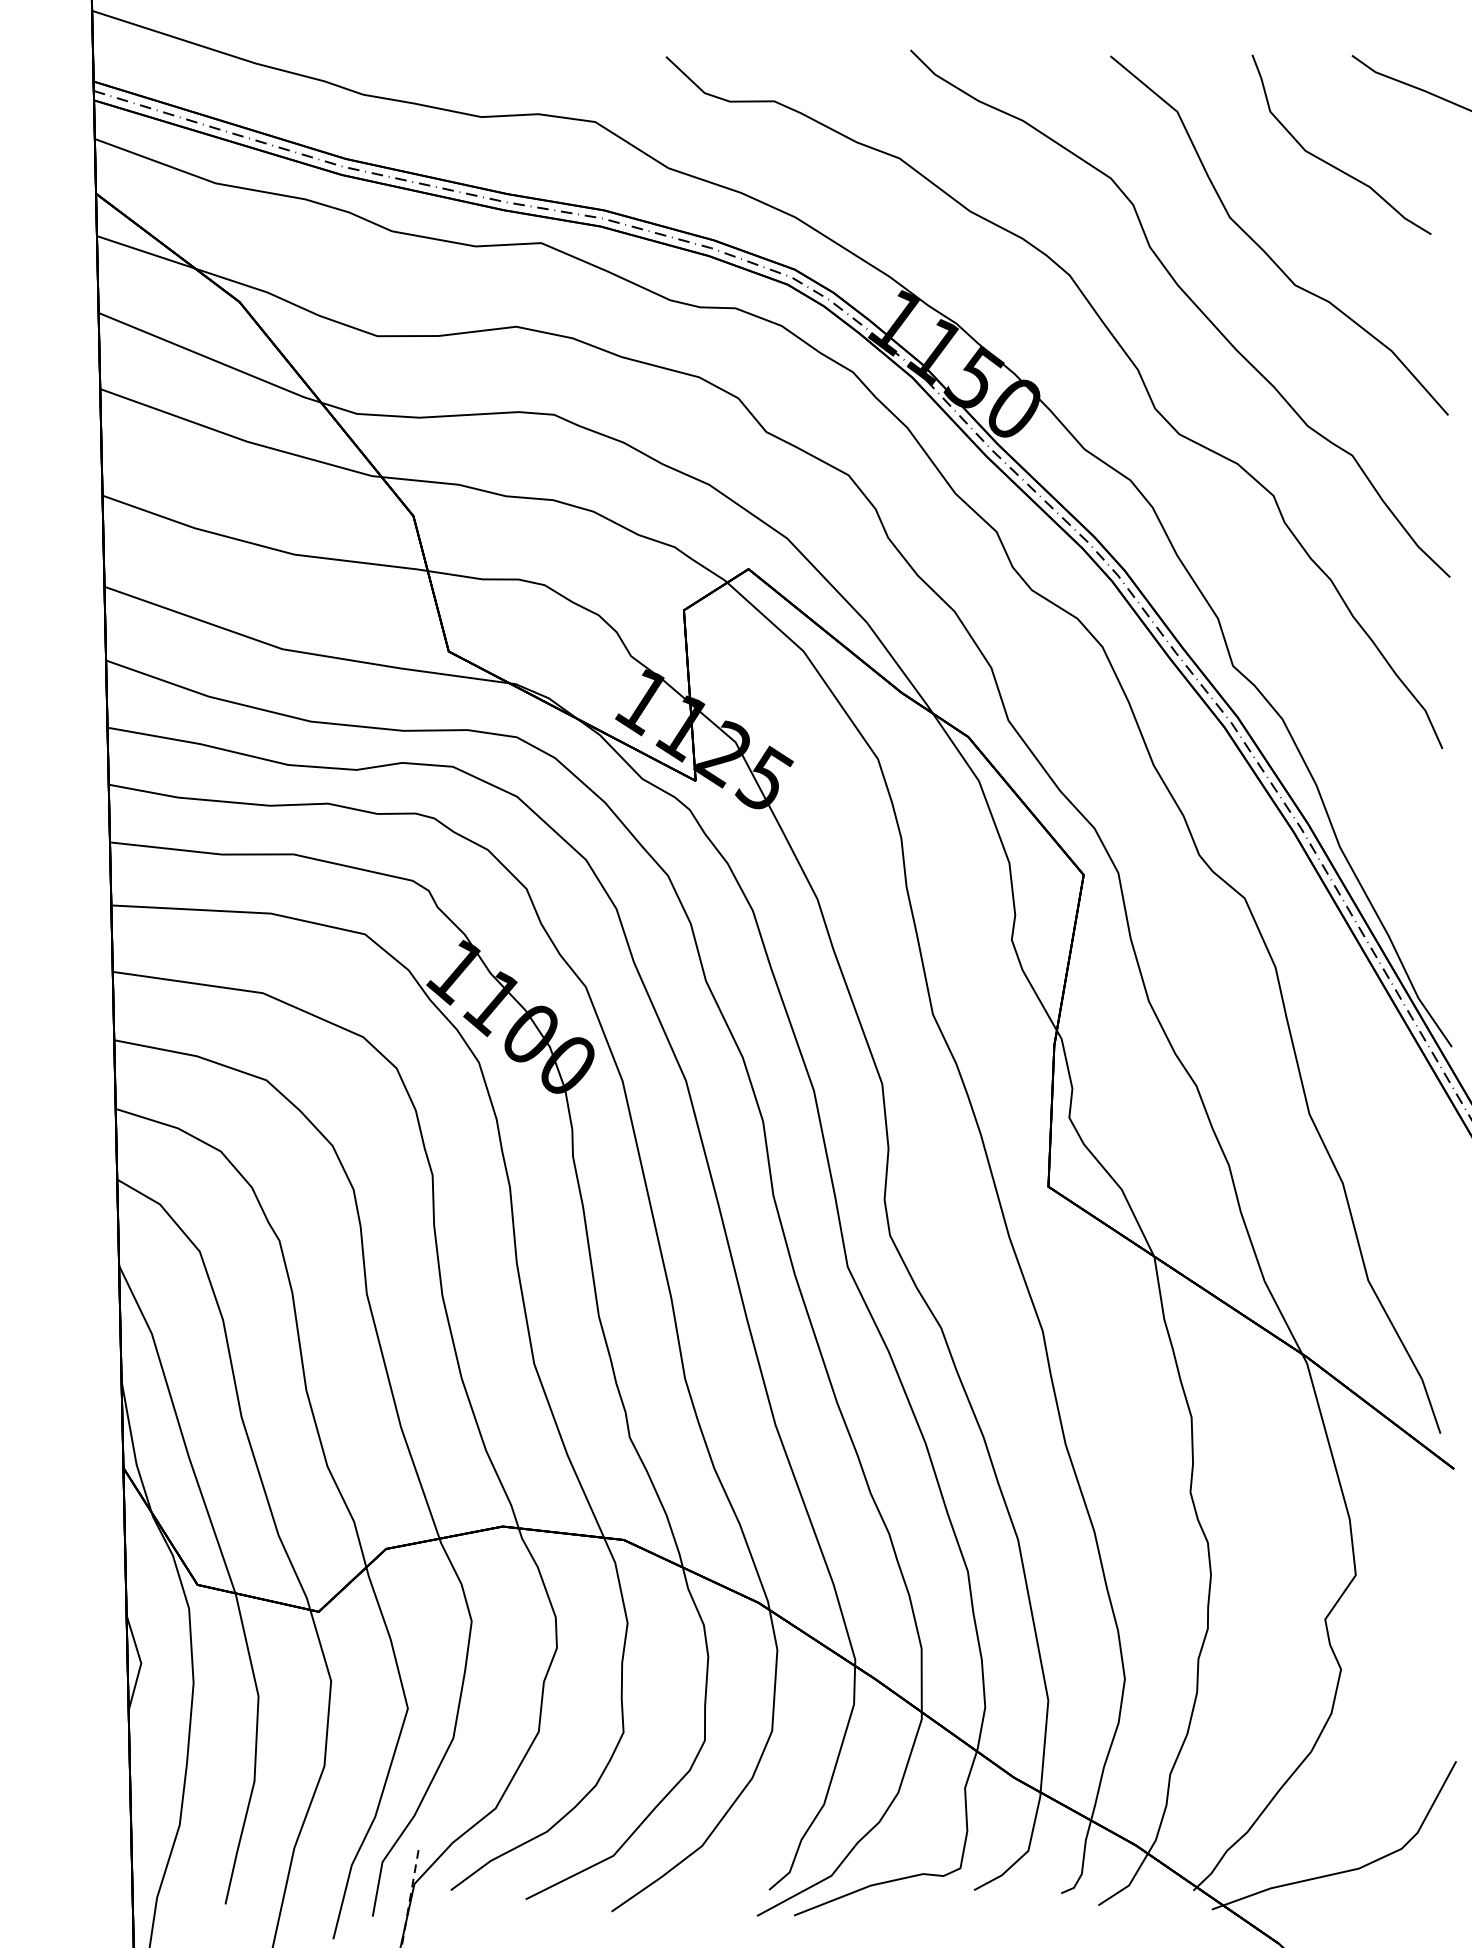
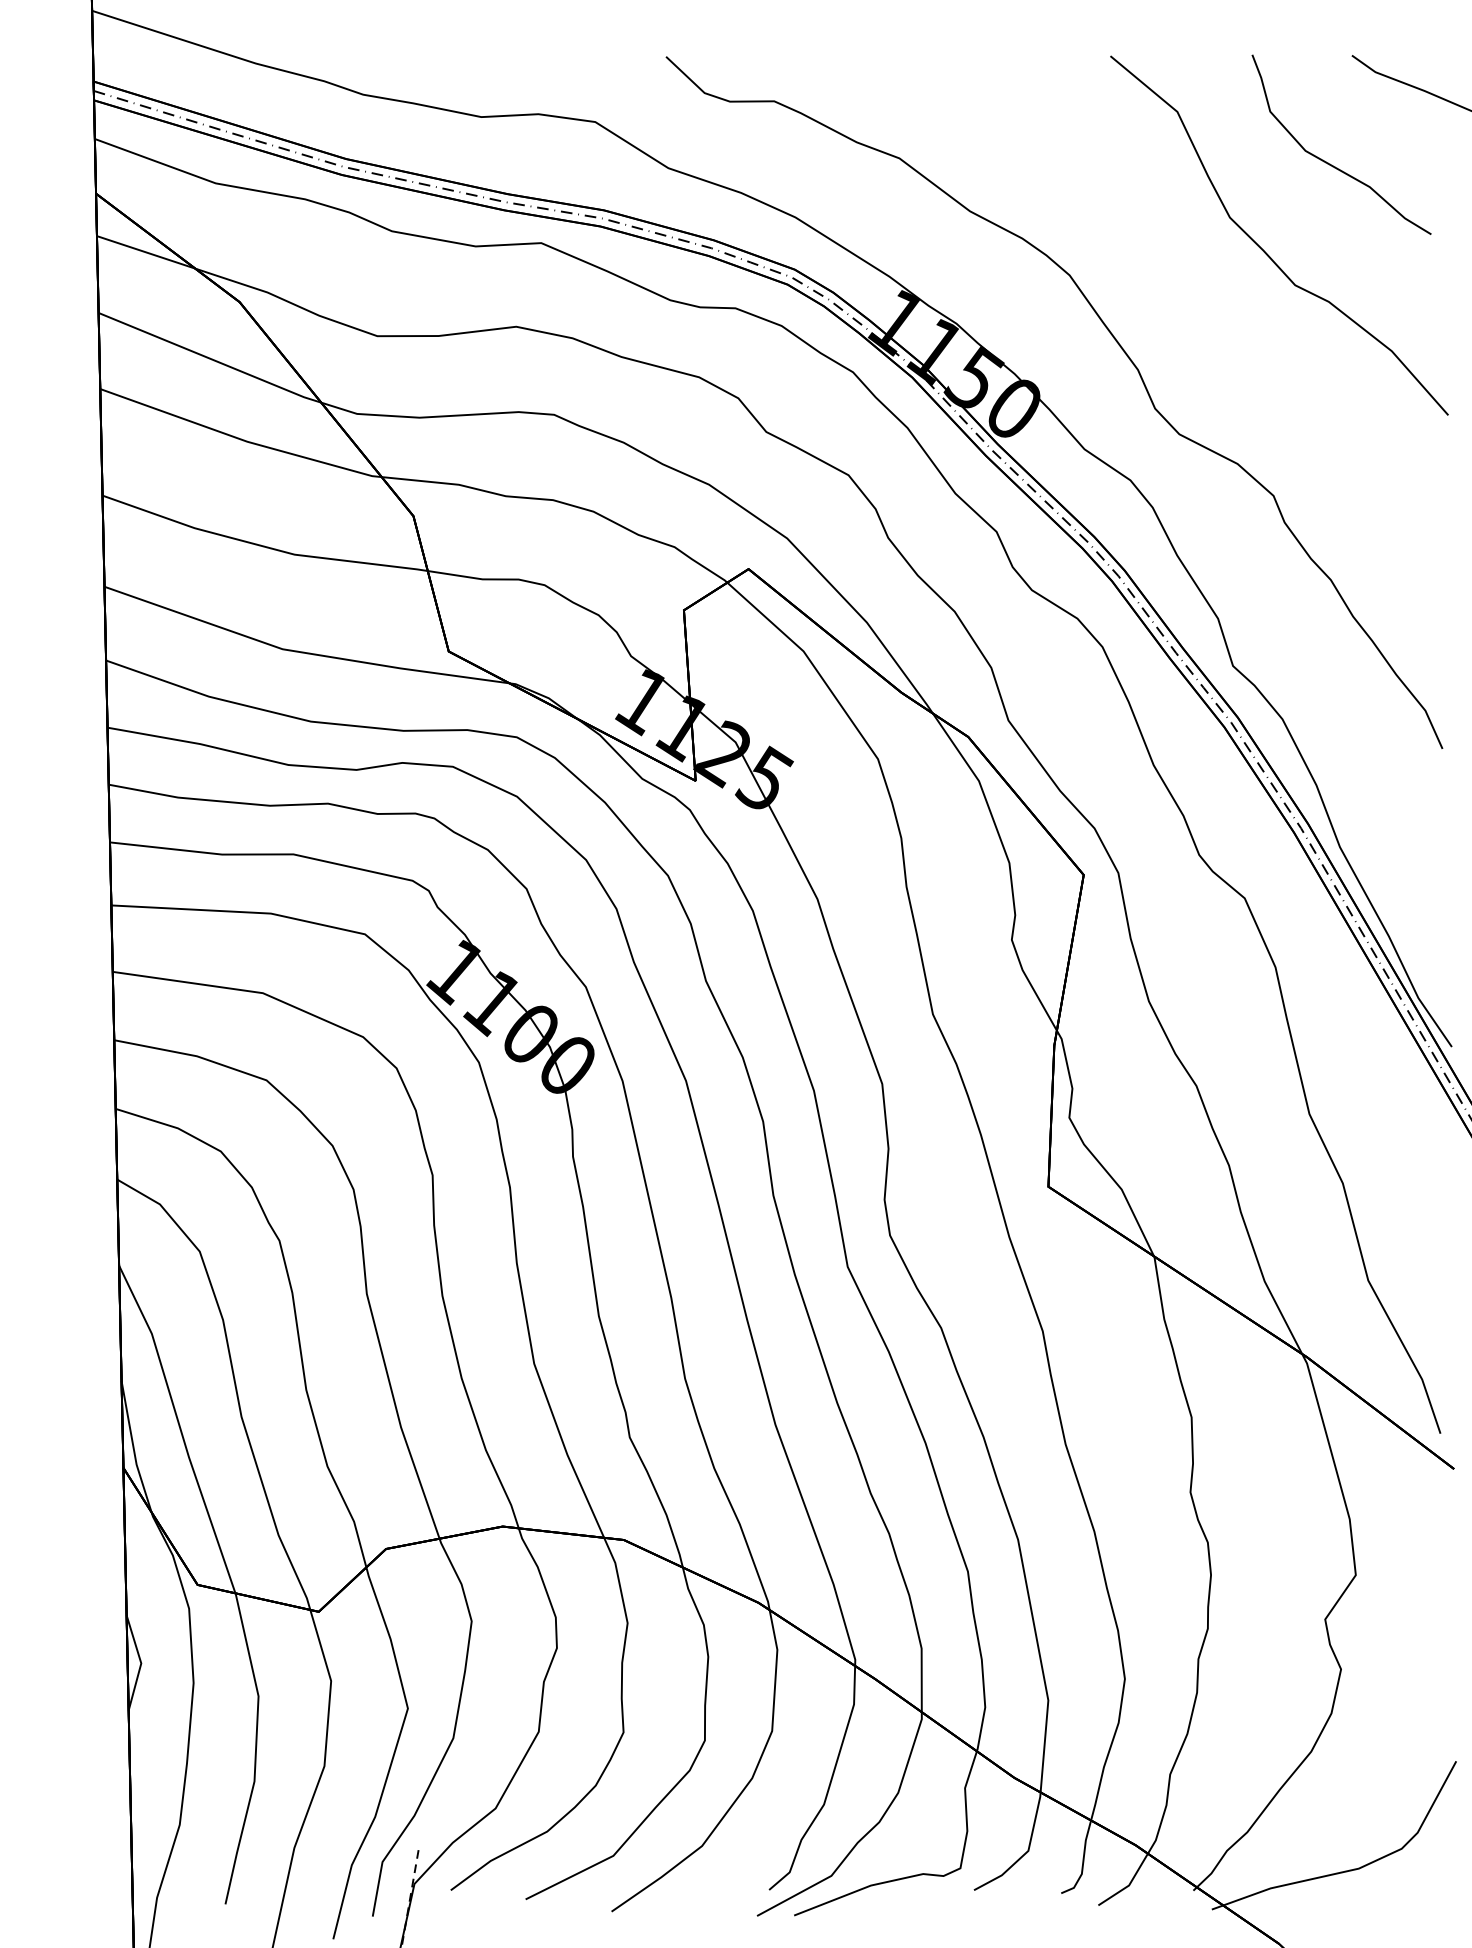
curve: present -> none (1193, 304)
